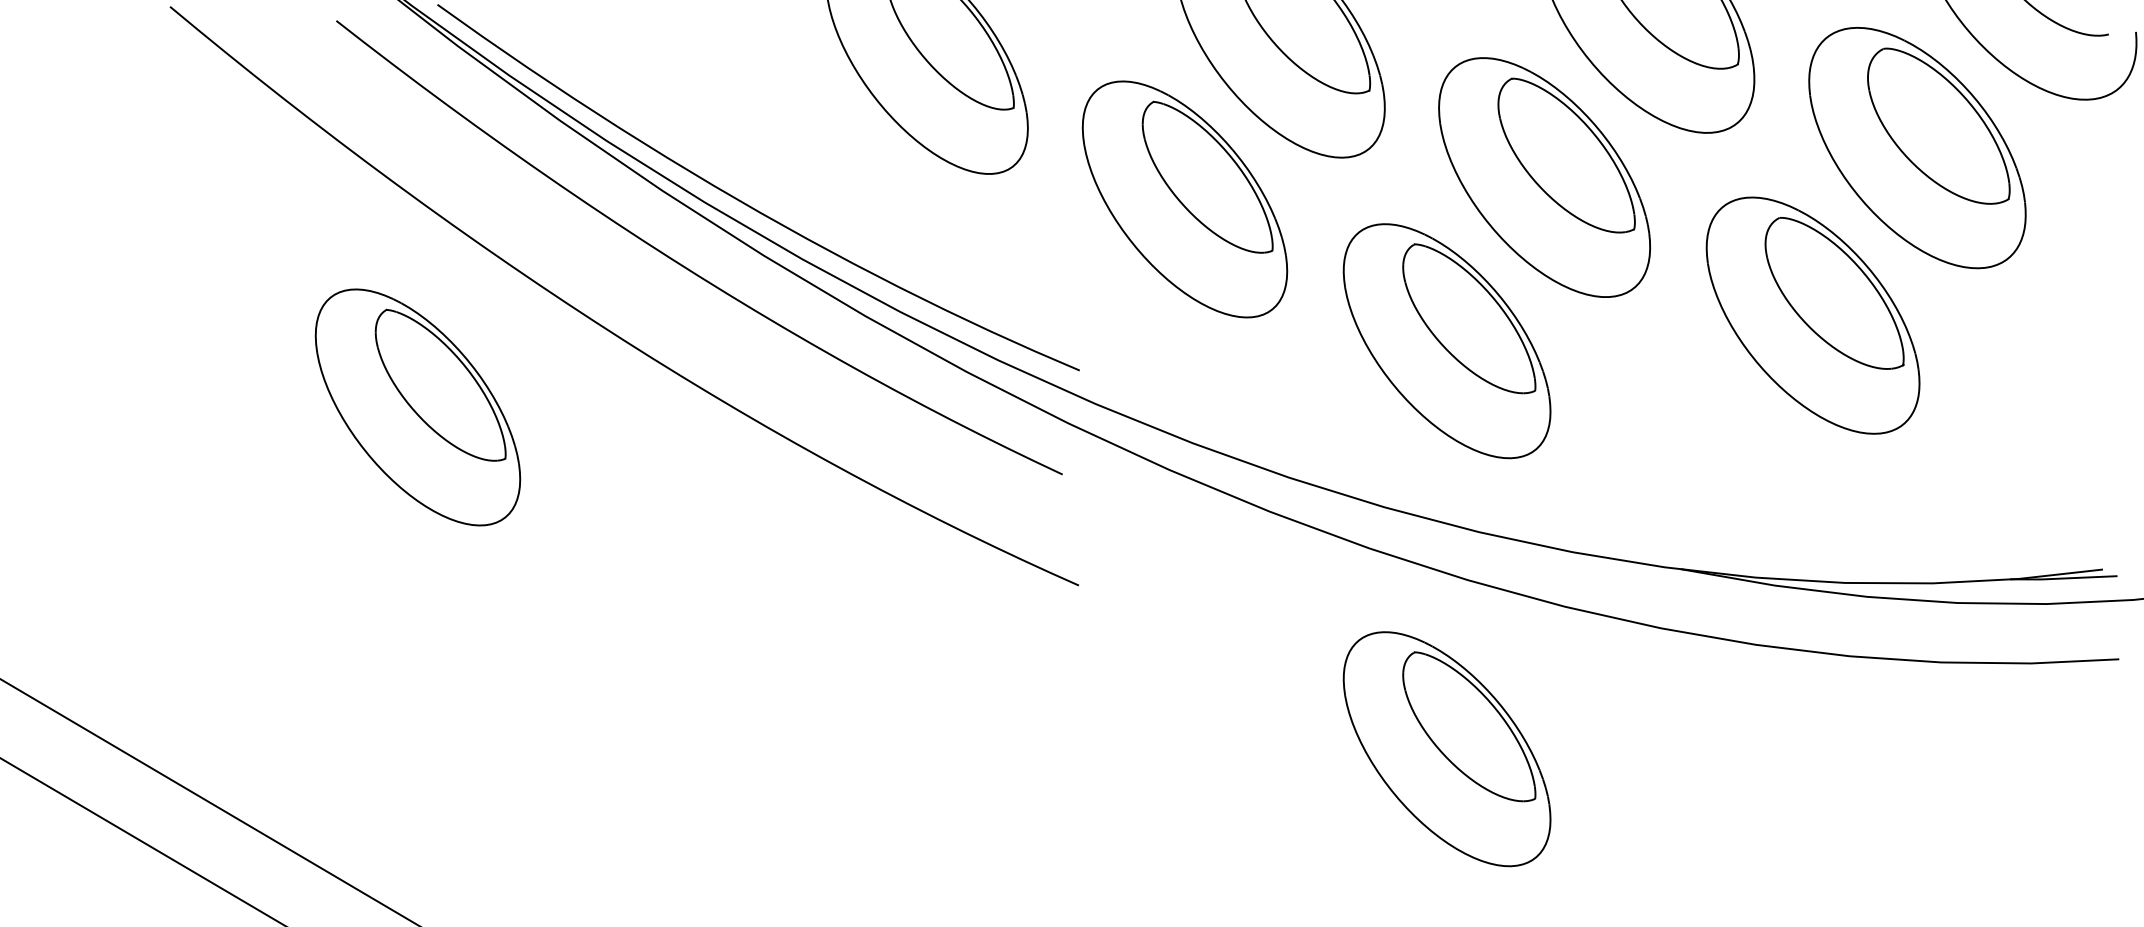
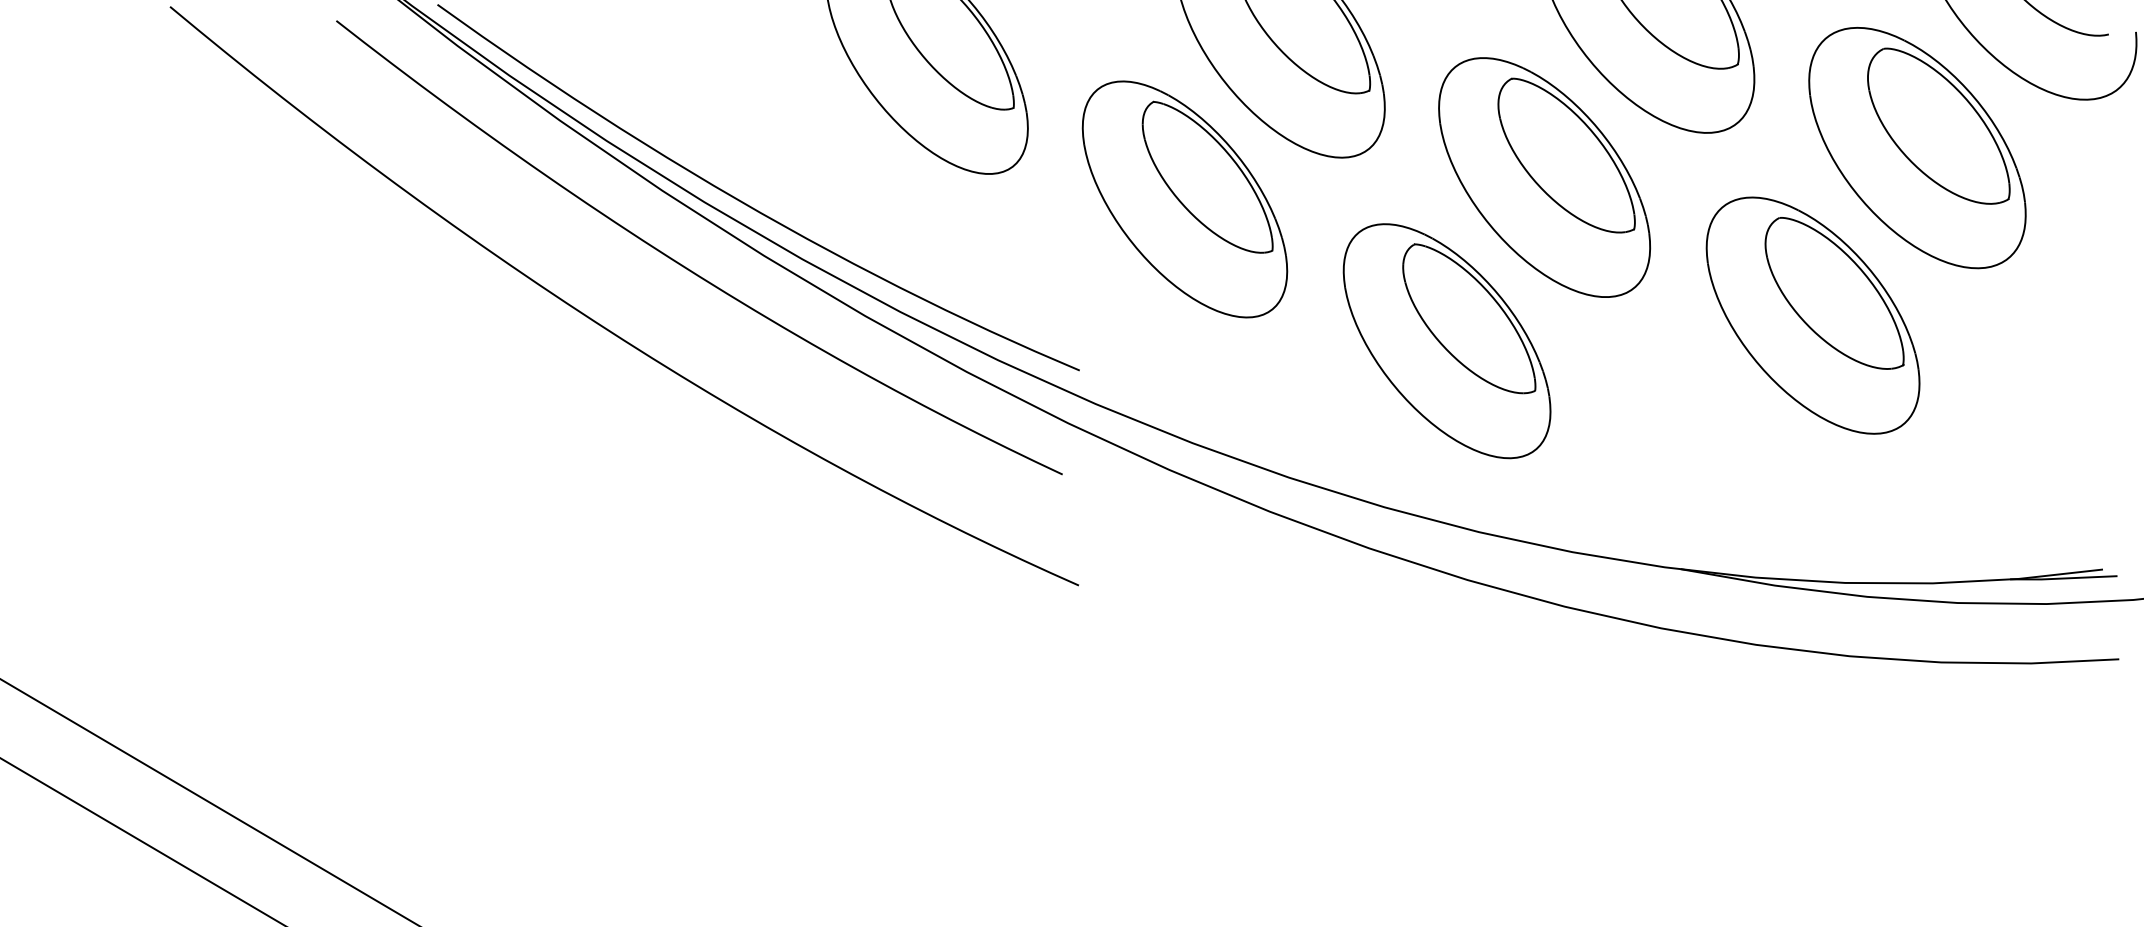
part: present -> none (417, 407)
part: present -> none (1446, 749)
